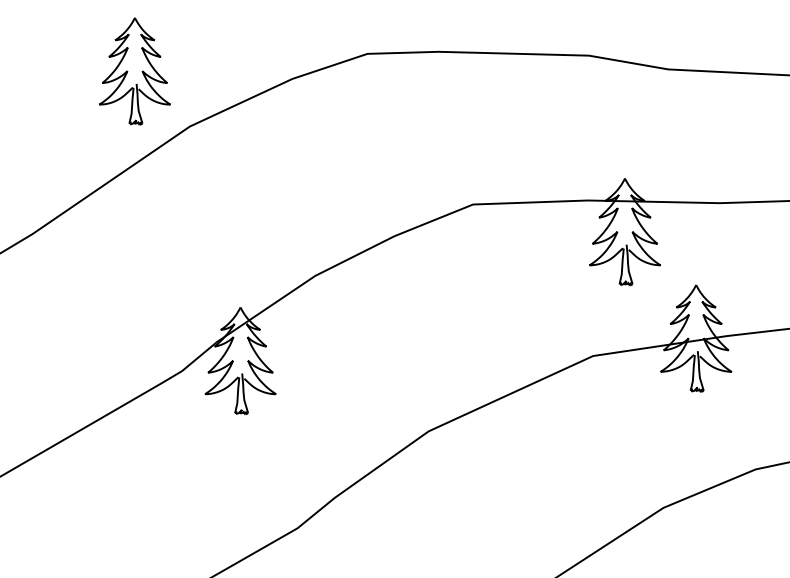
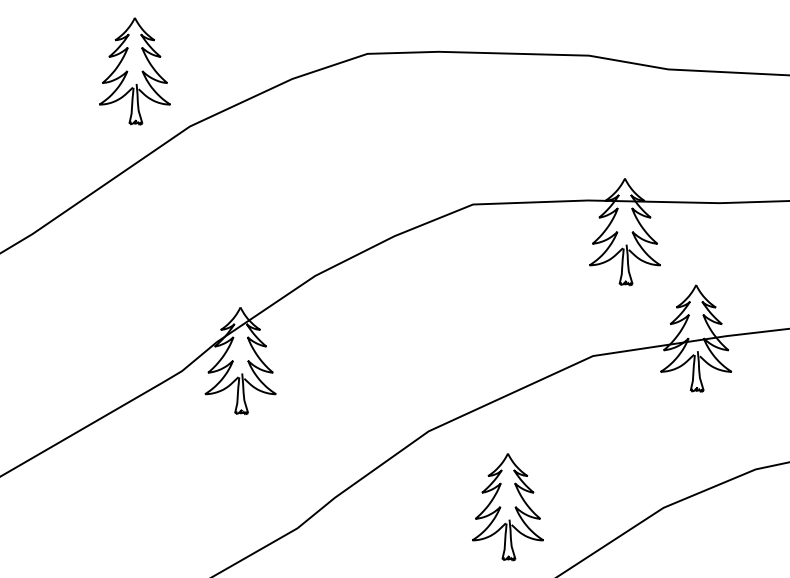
part: none -> present (507, 507)
